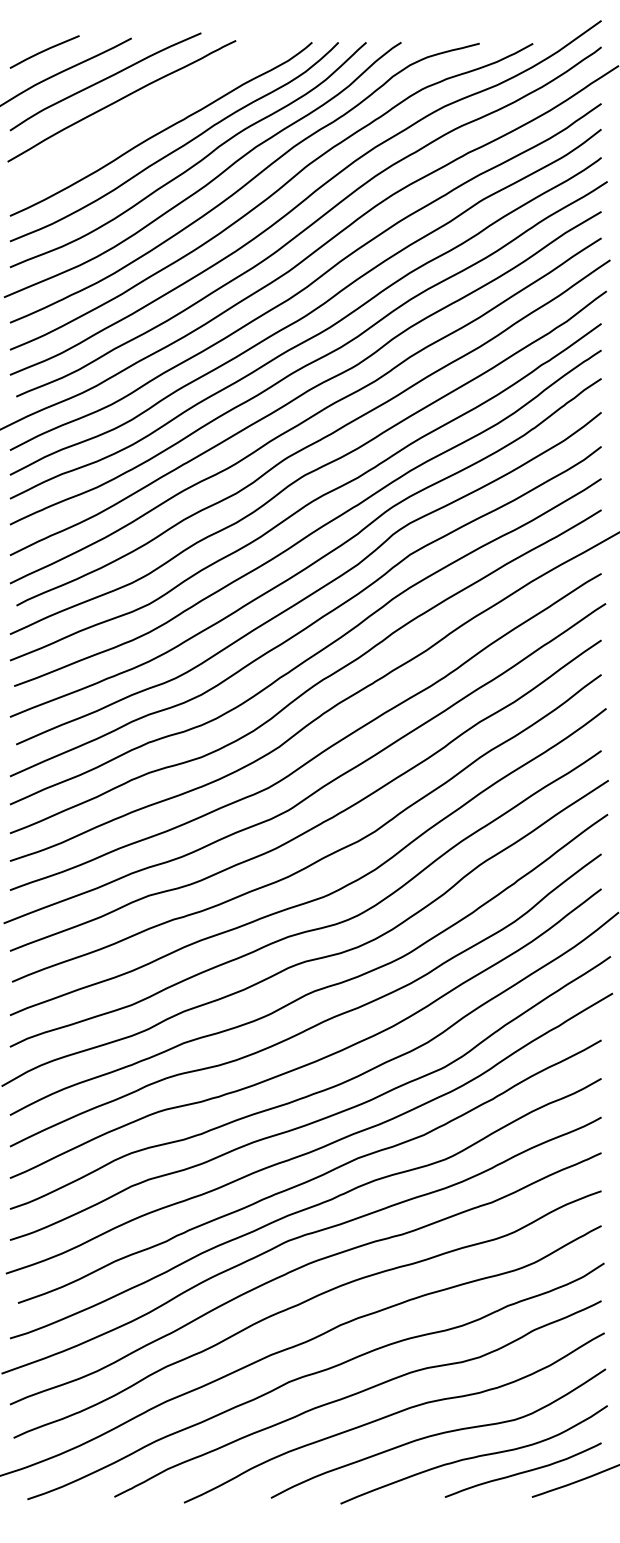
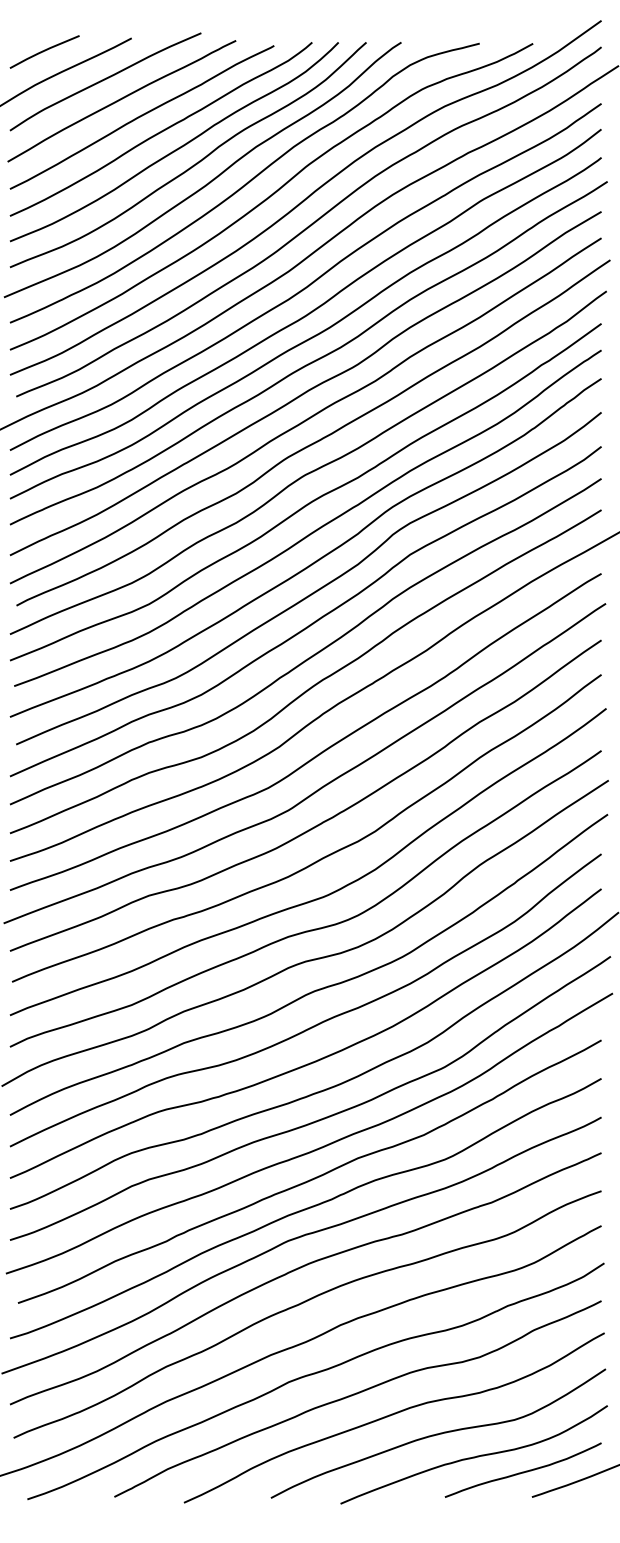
curve: none -> present (141, 116)
